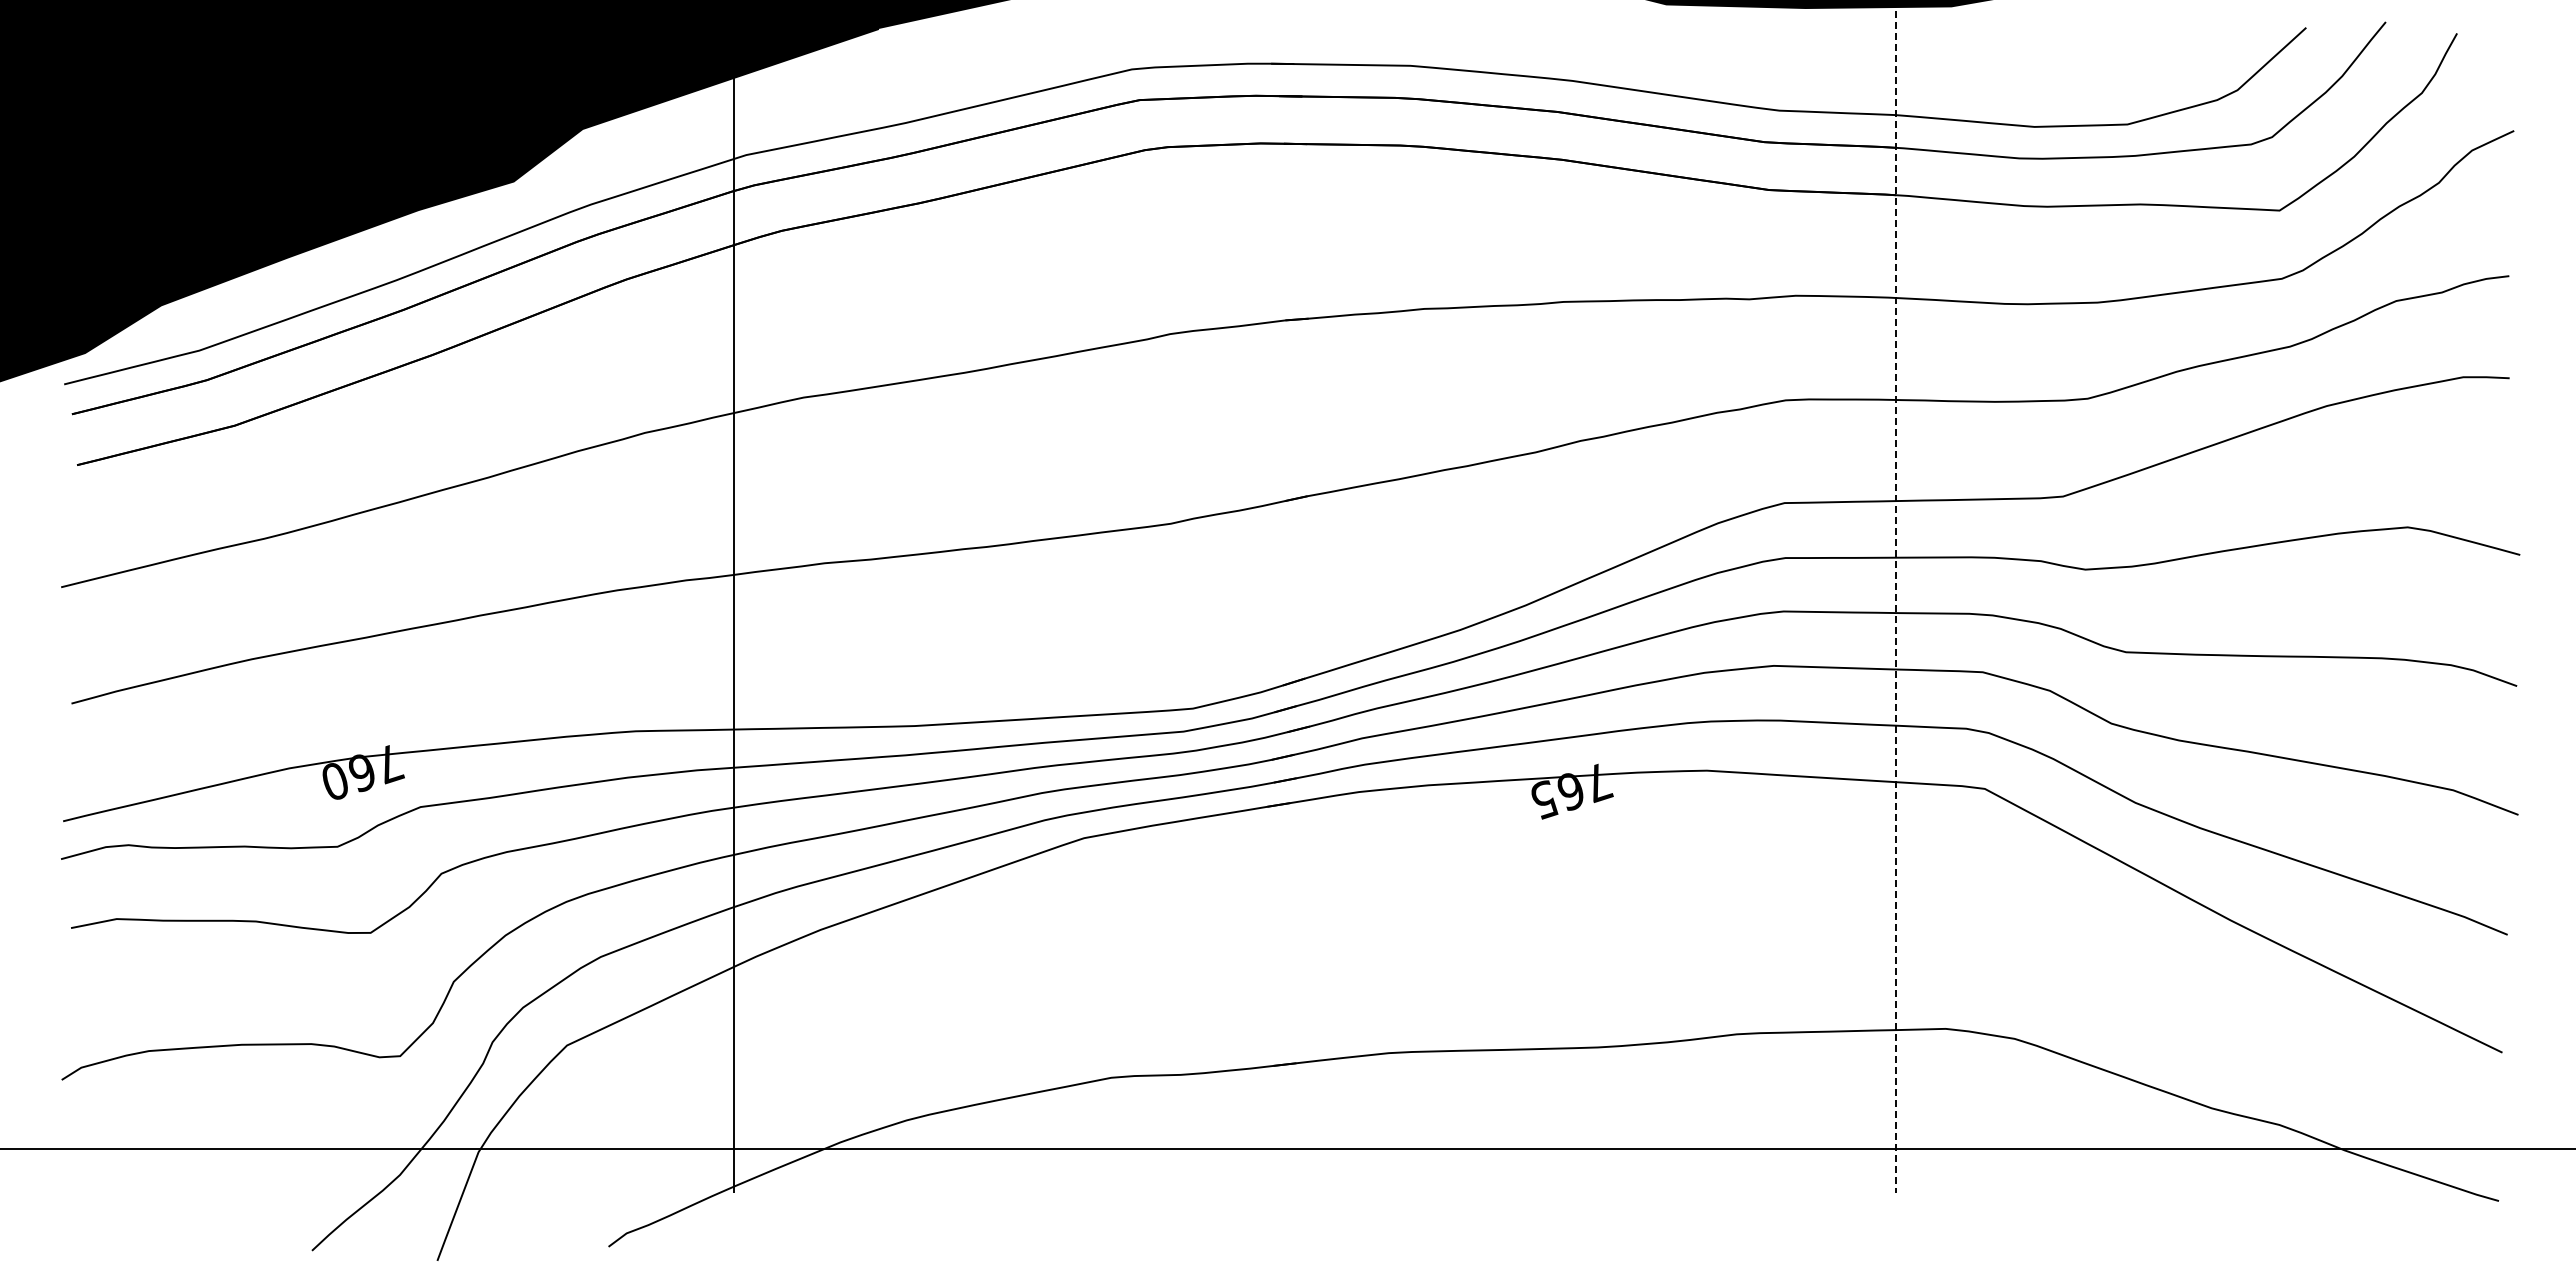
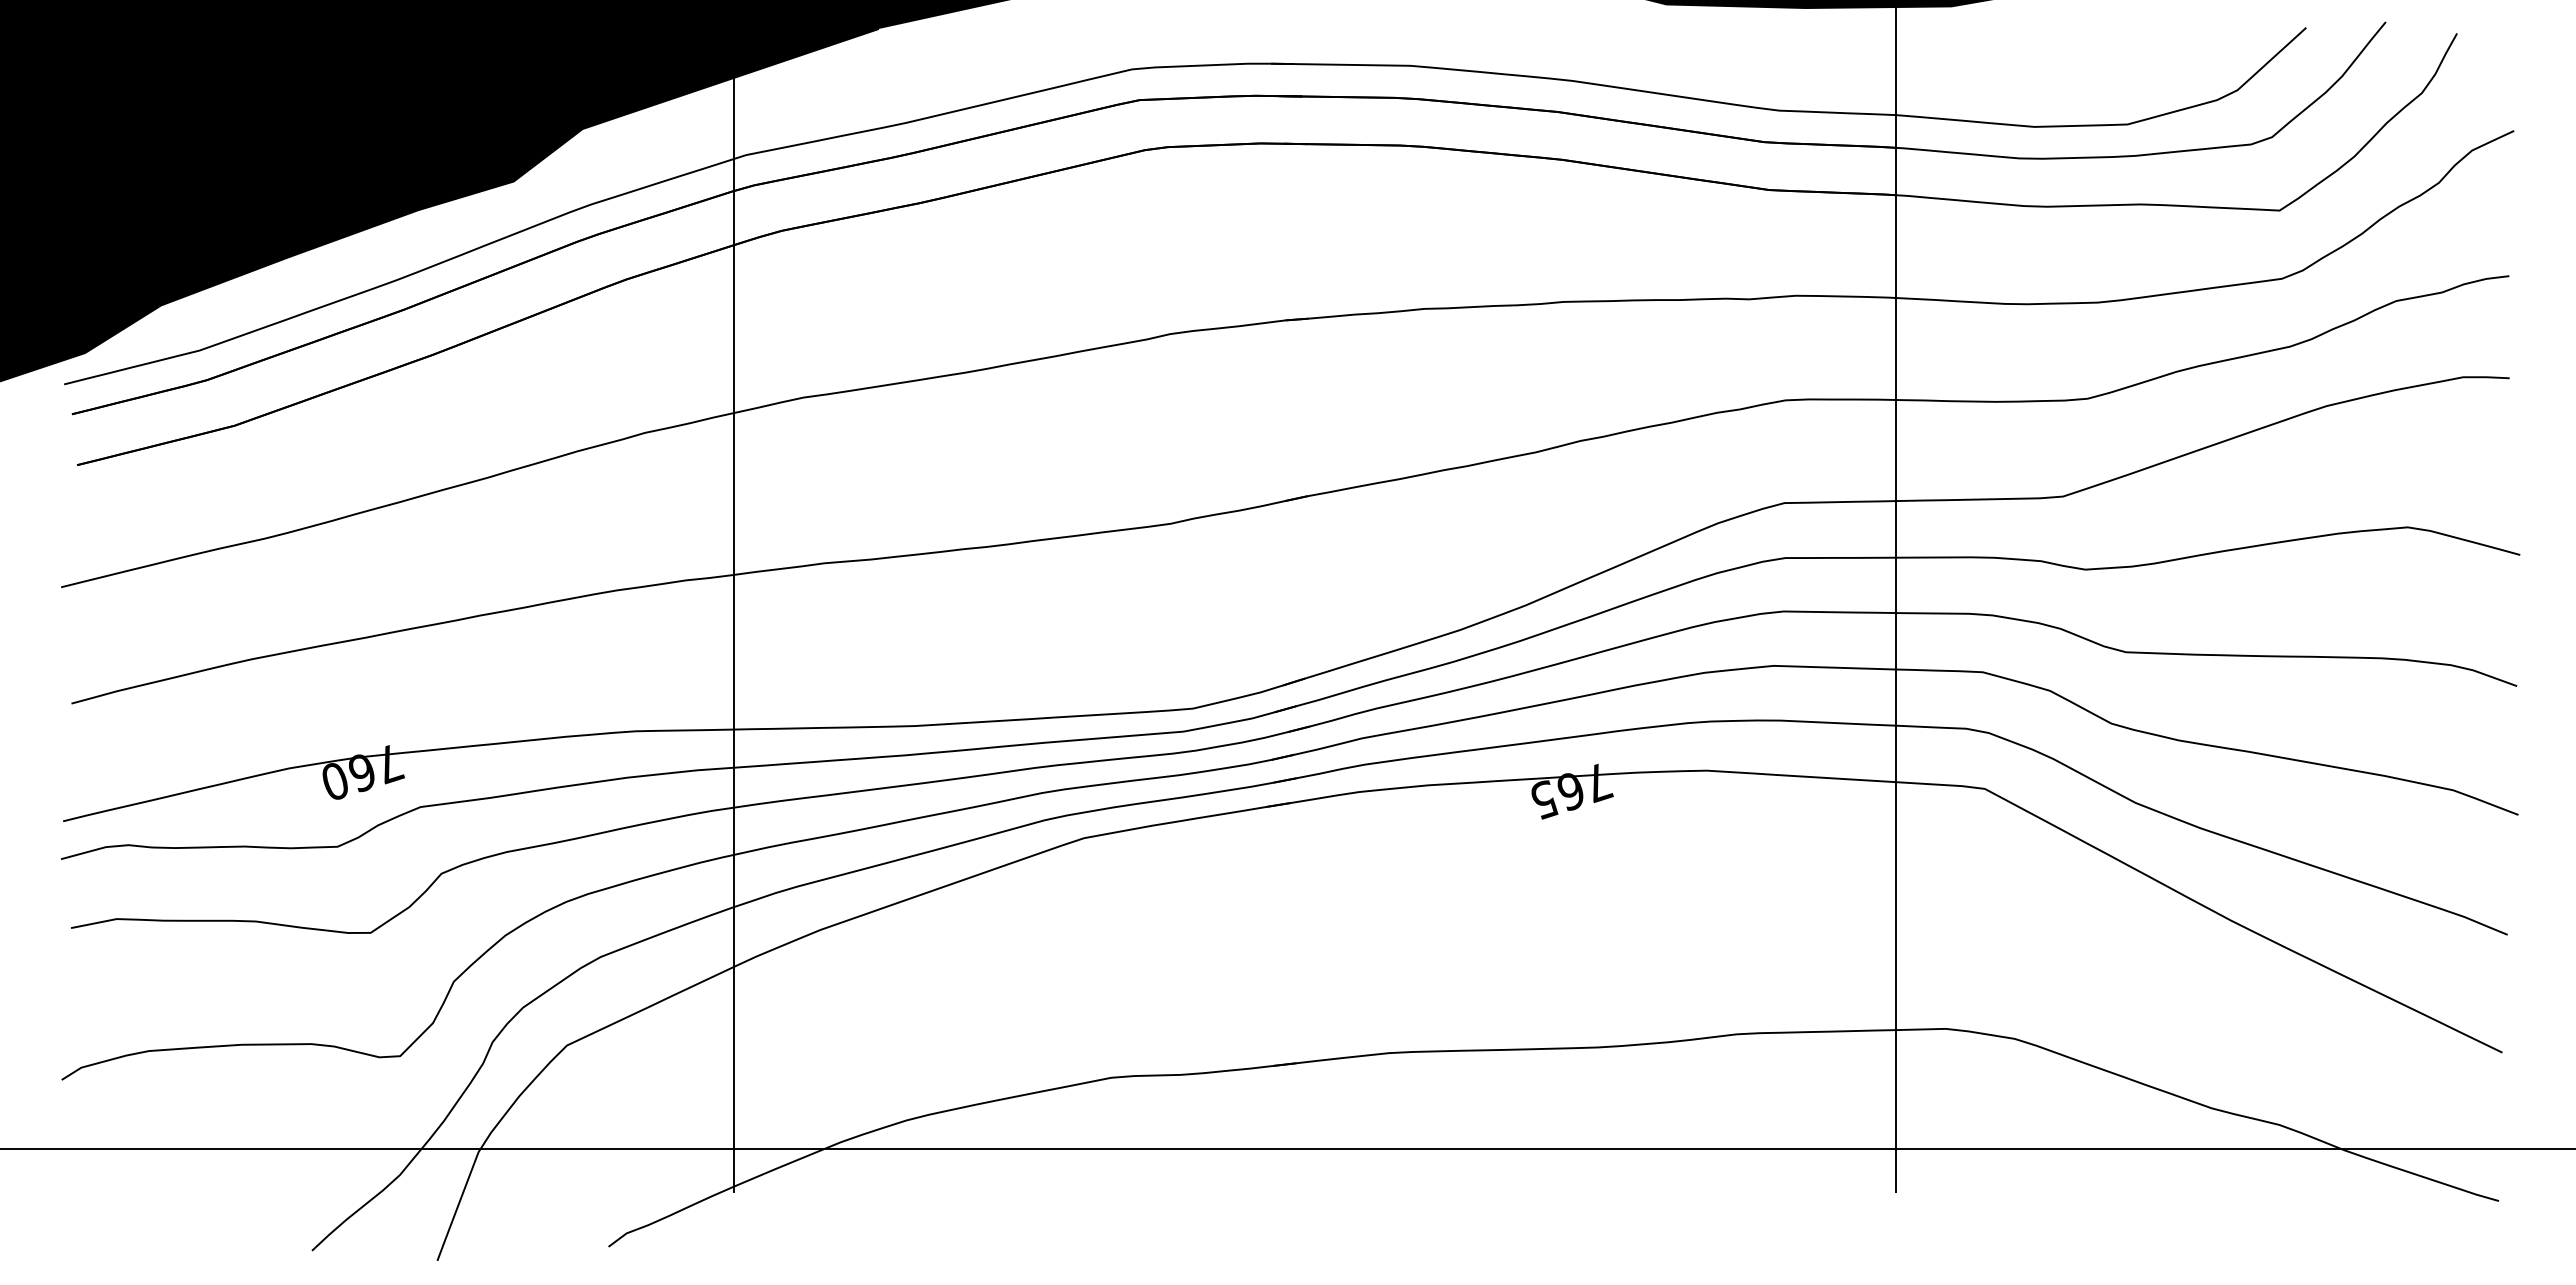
line: dashed -> solid (1896, 596)
